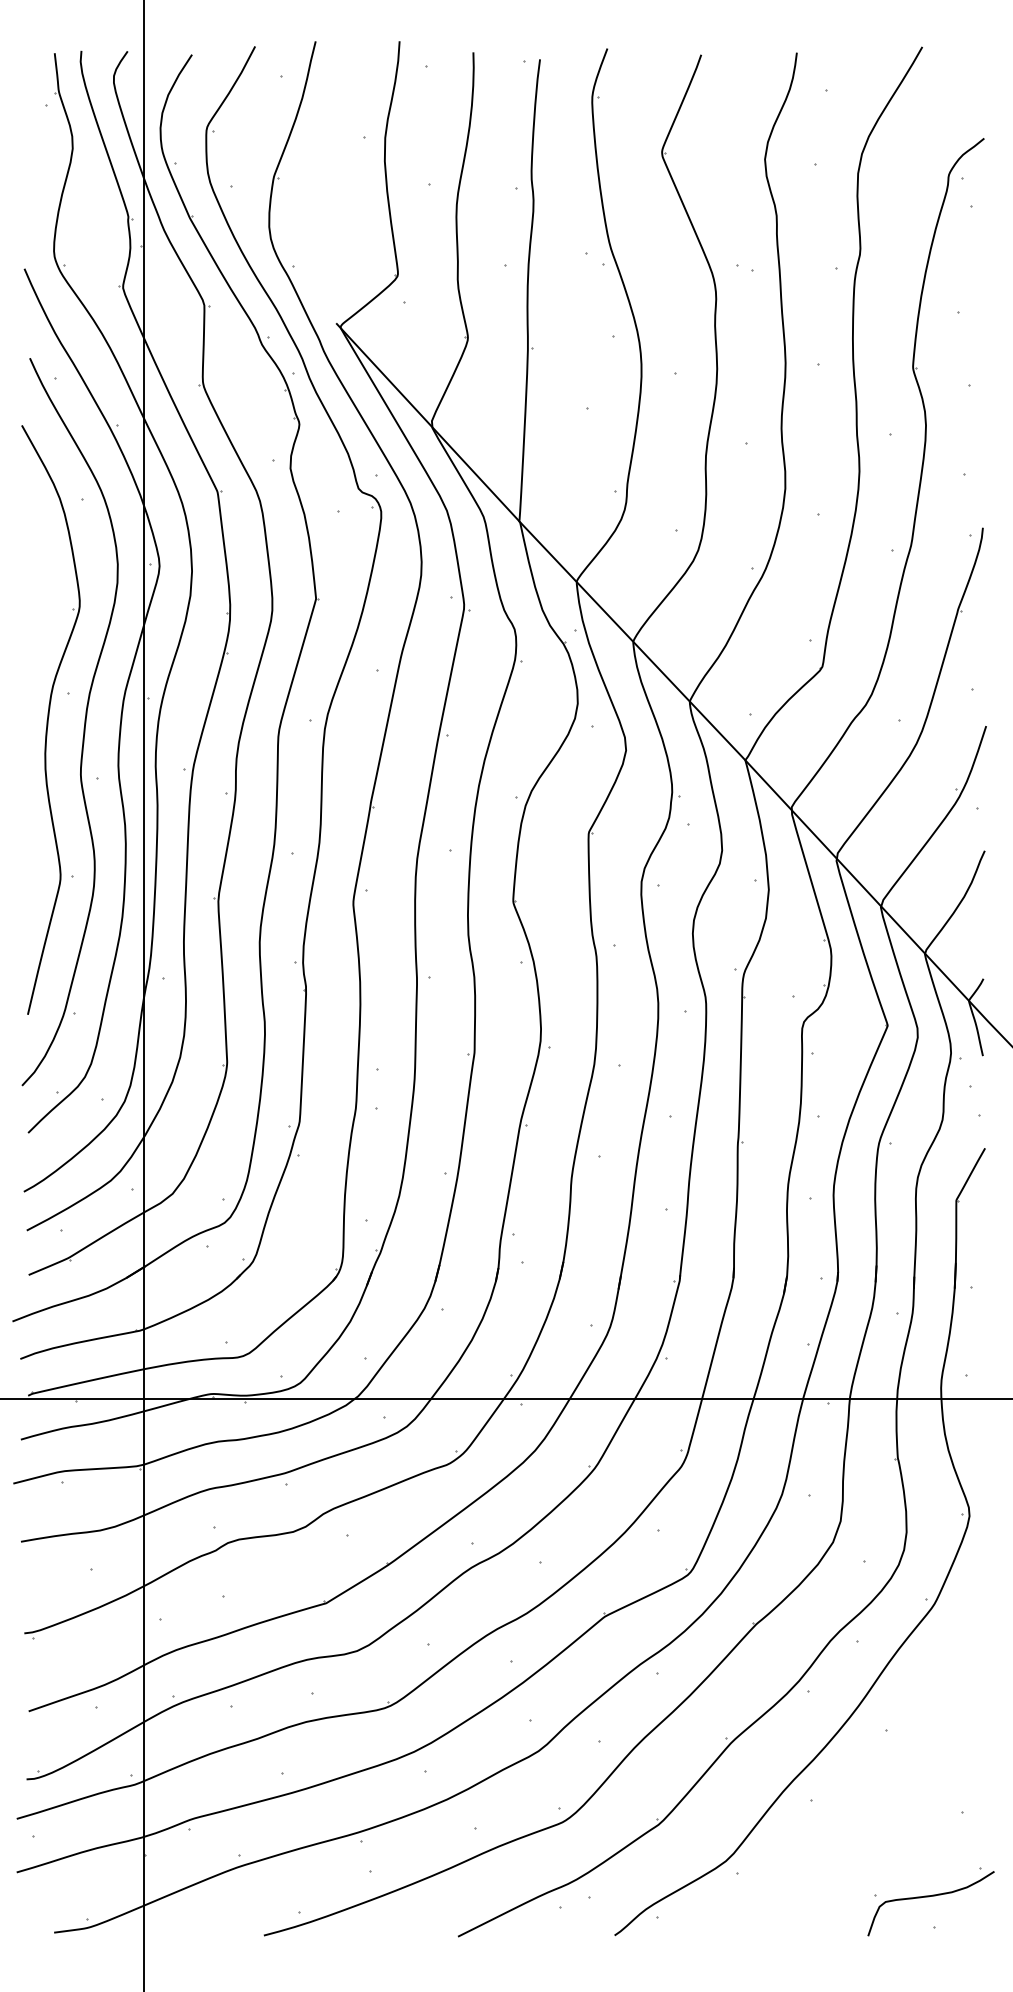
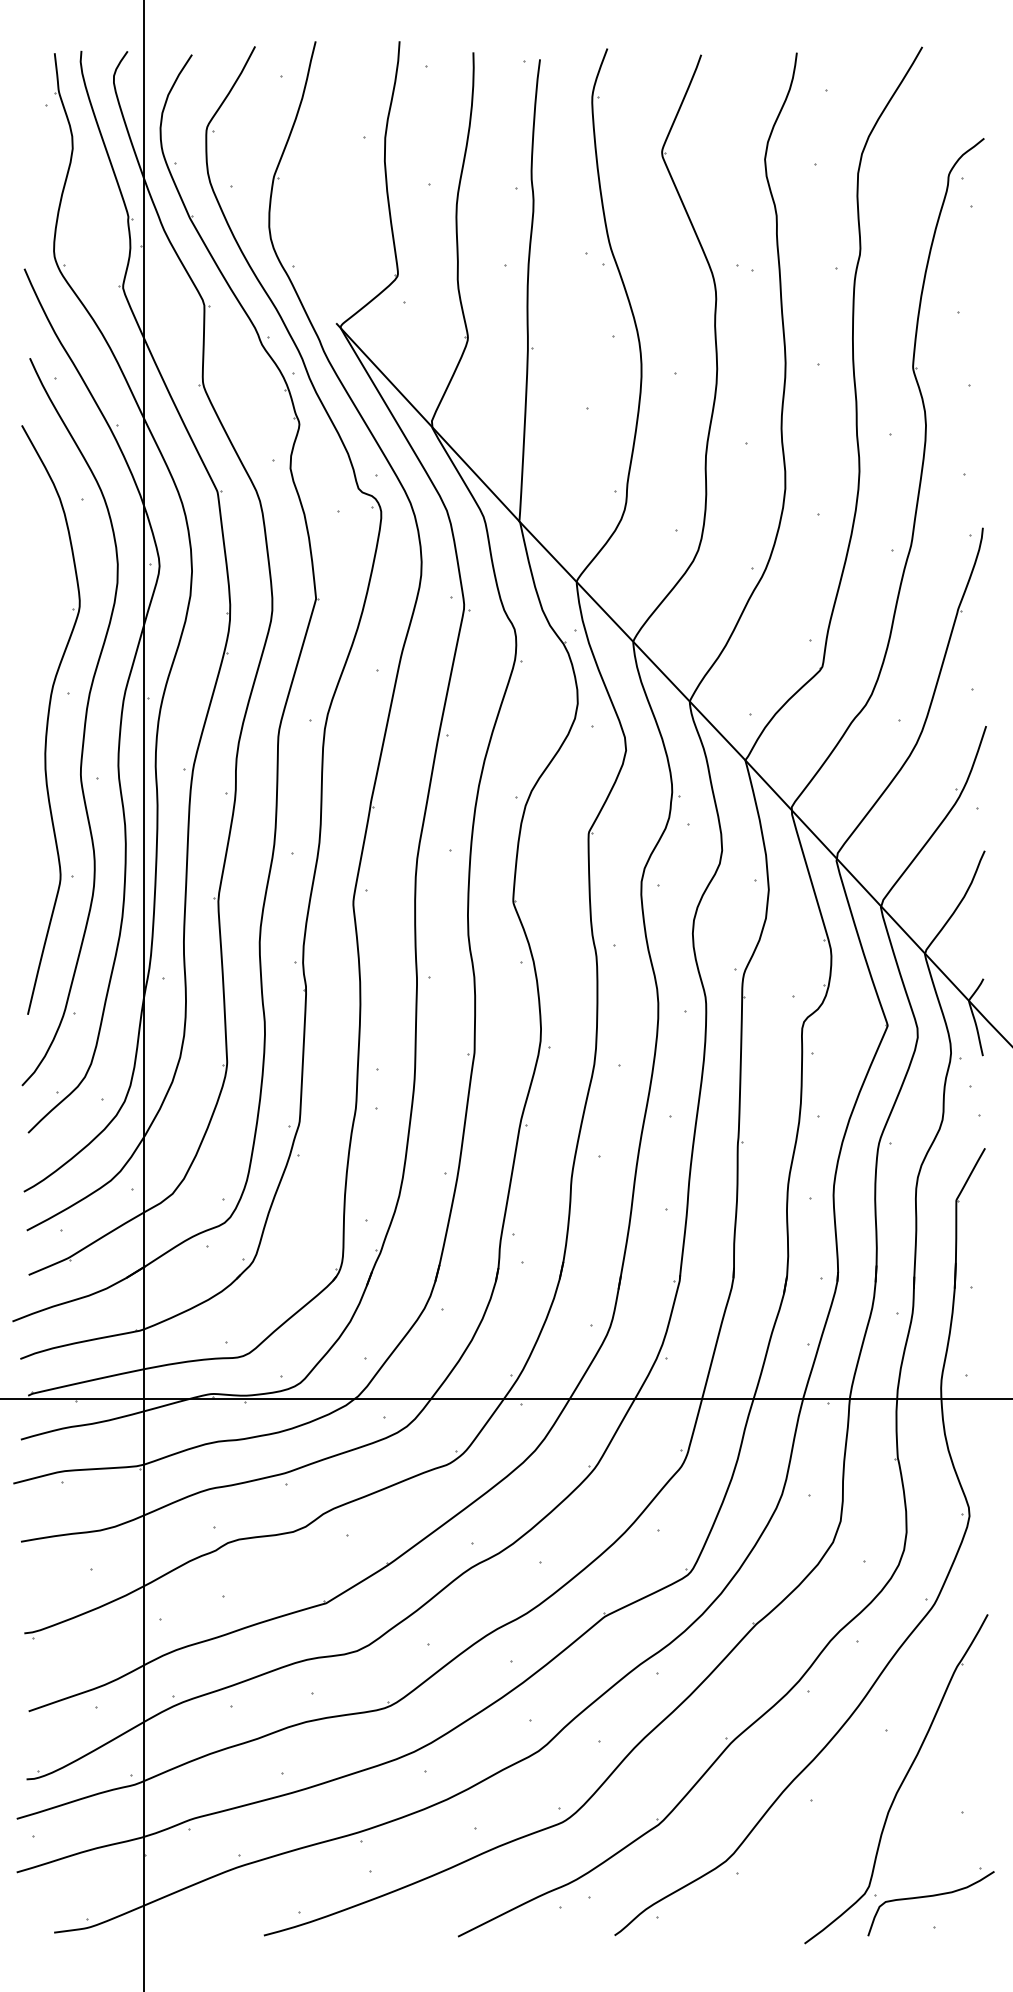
part: none -> present (896, 1779)
